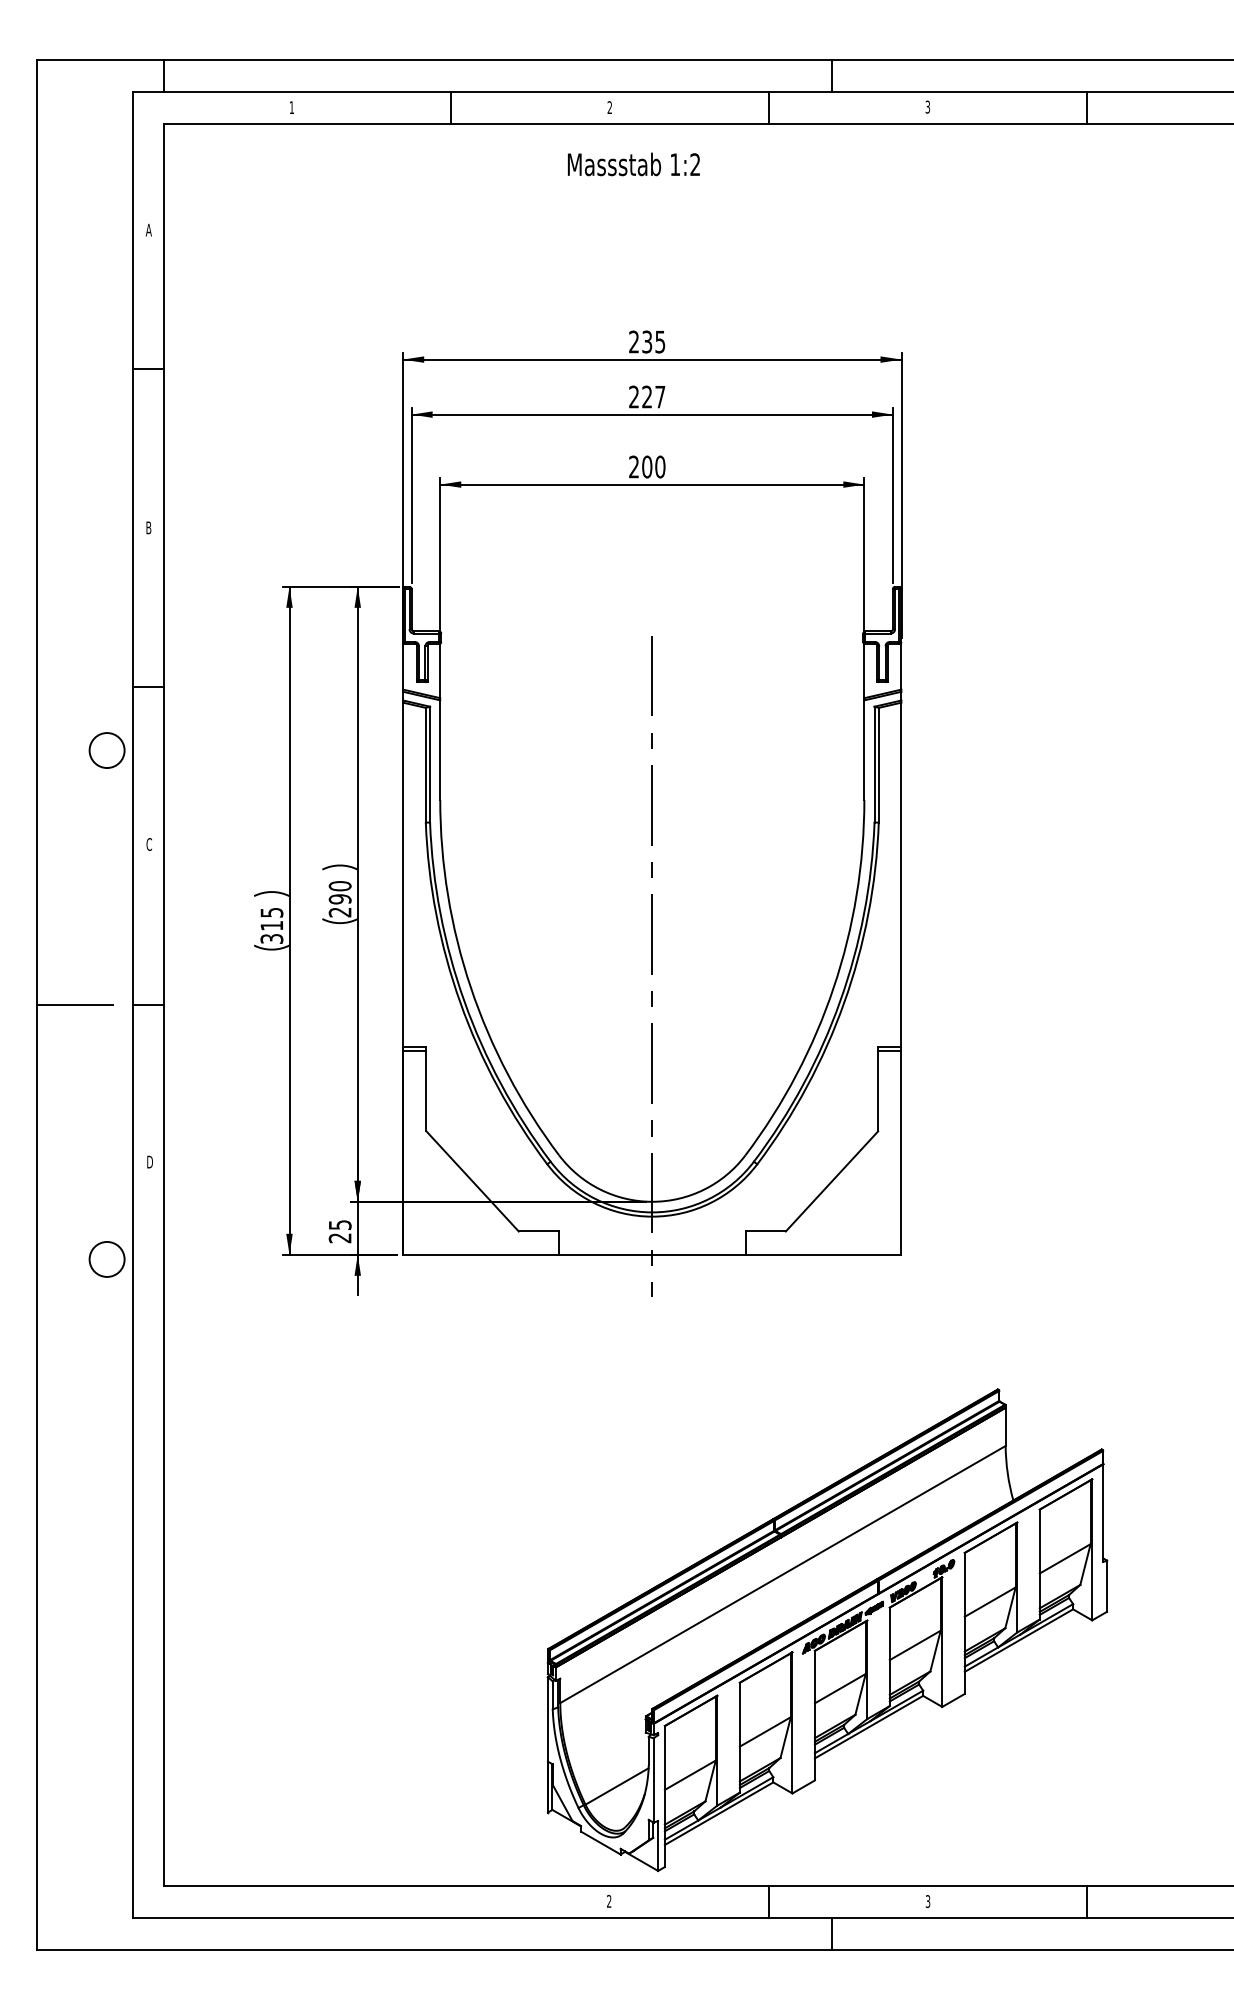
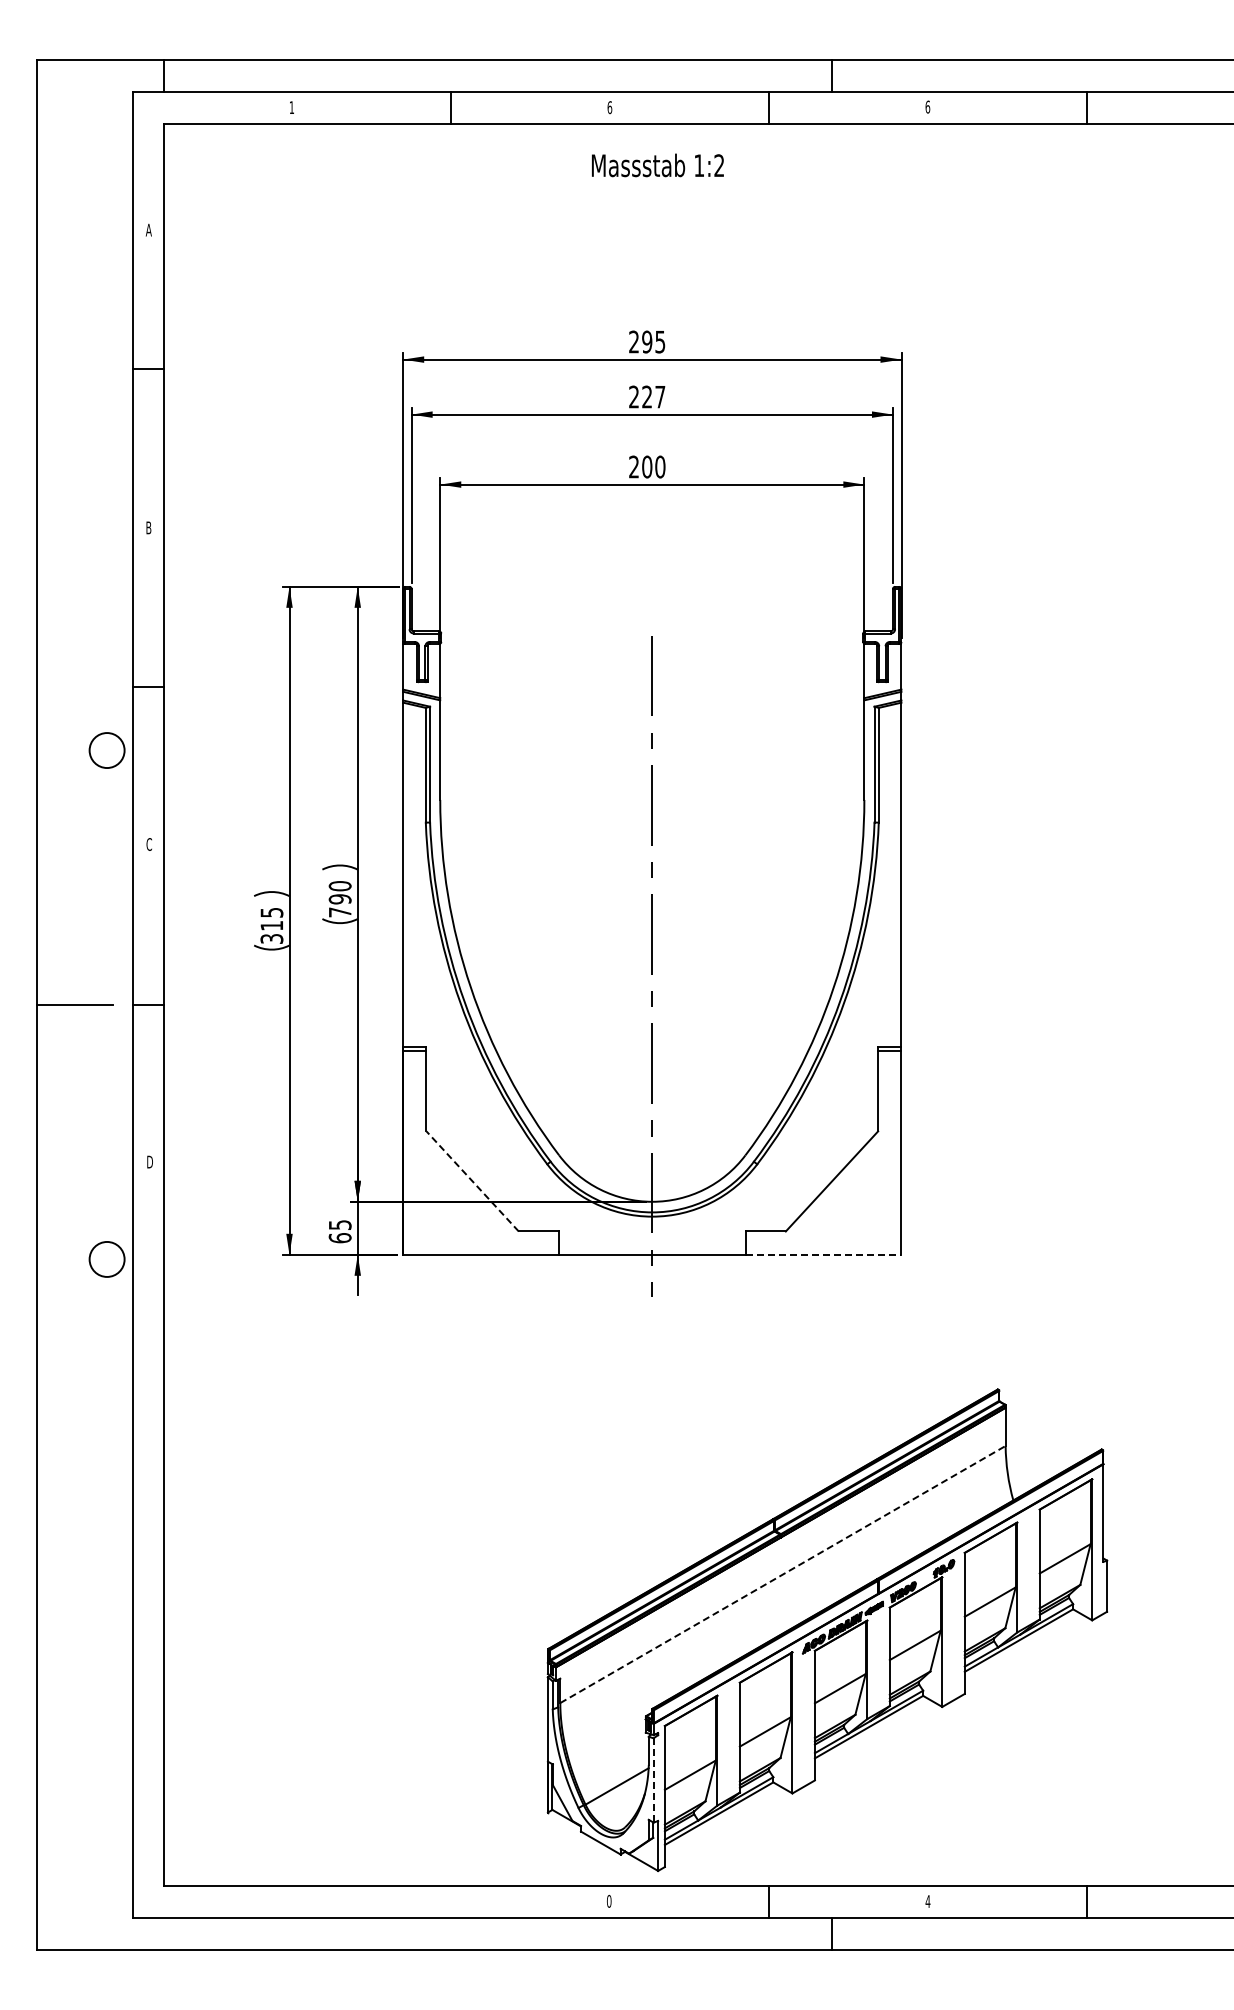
text: 3 -> 6 (927, 106)
text: 2 -> 6 (609, 107)
text position: (633, 164) -> (657, 165) (657, 165)
text: 235 -> 295 (647, 341)
text: 290 -> 790 (339, 912)
line: solid -> dashed (472, 1181)
text: 25 -> 65 (339, 1238)
line: solid -> dashed (823, 1254)
line: solid -> dashed (783, 1574)
line: solid -> dashed (653, 1780)
text: 2 -> 0 (608, 1901)
text: 3 -> 4 (927, 1901)
